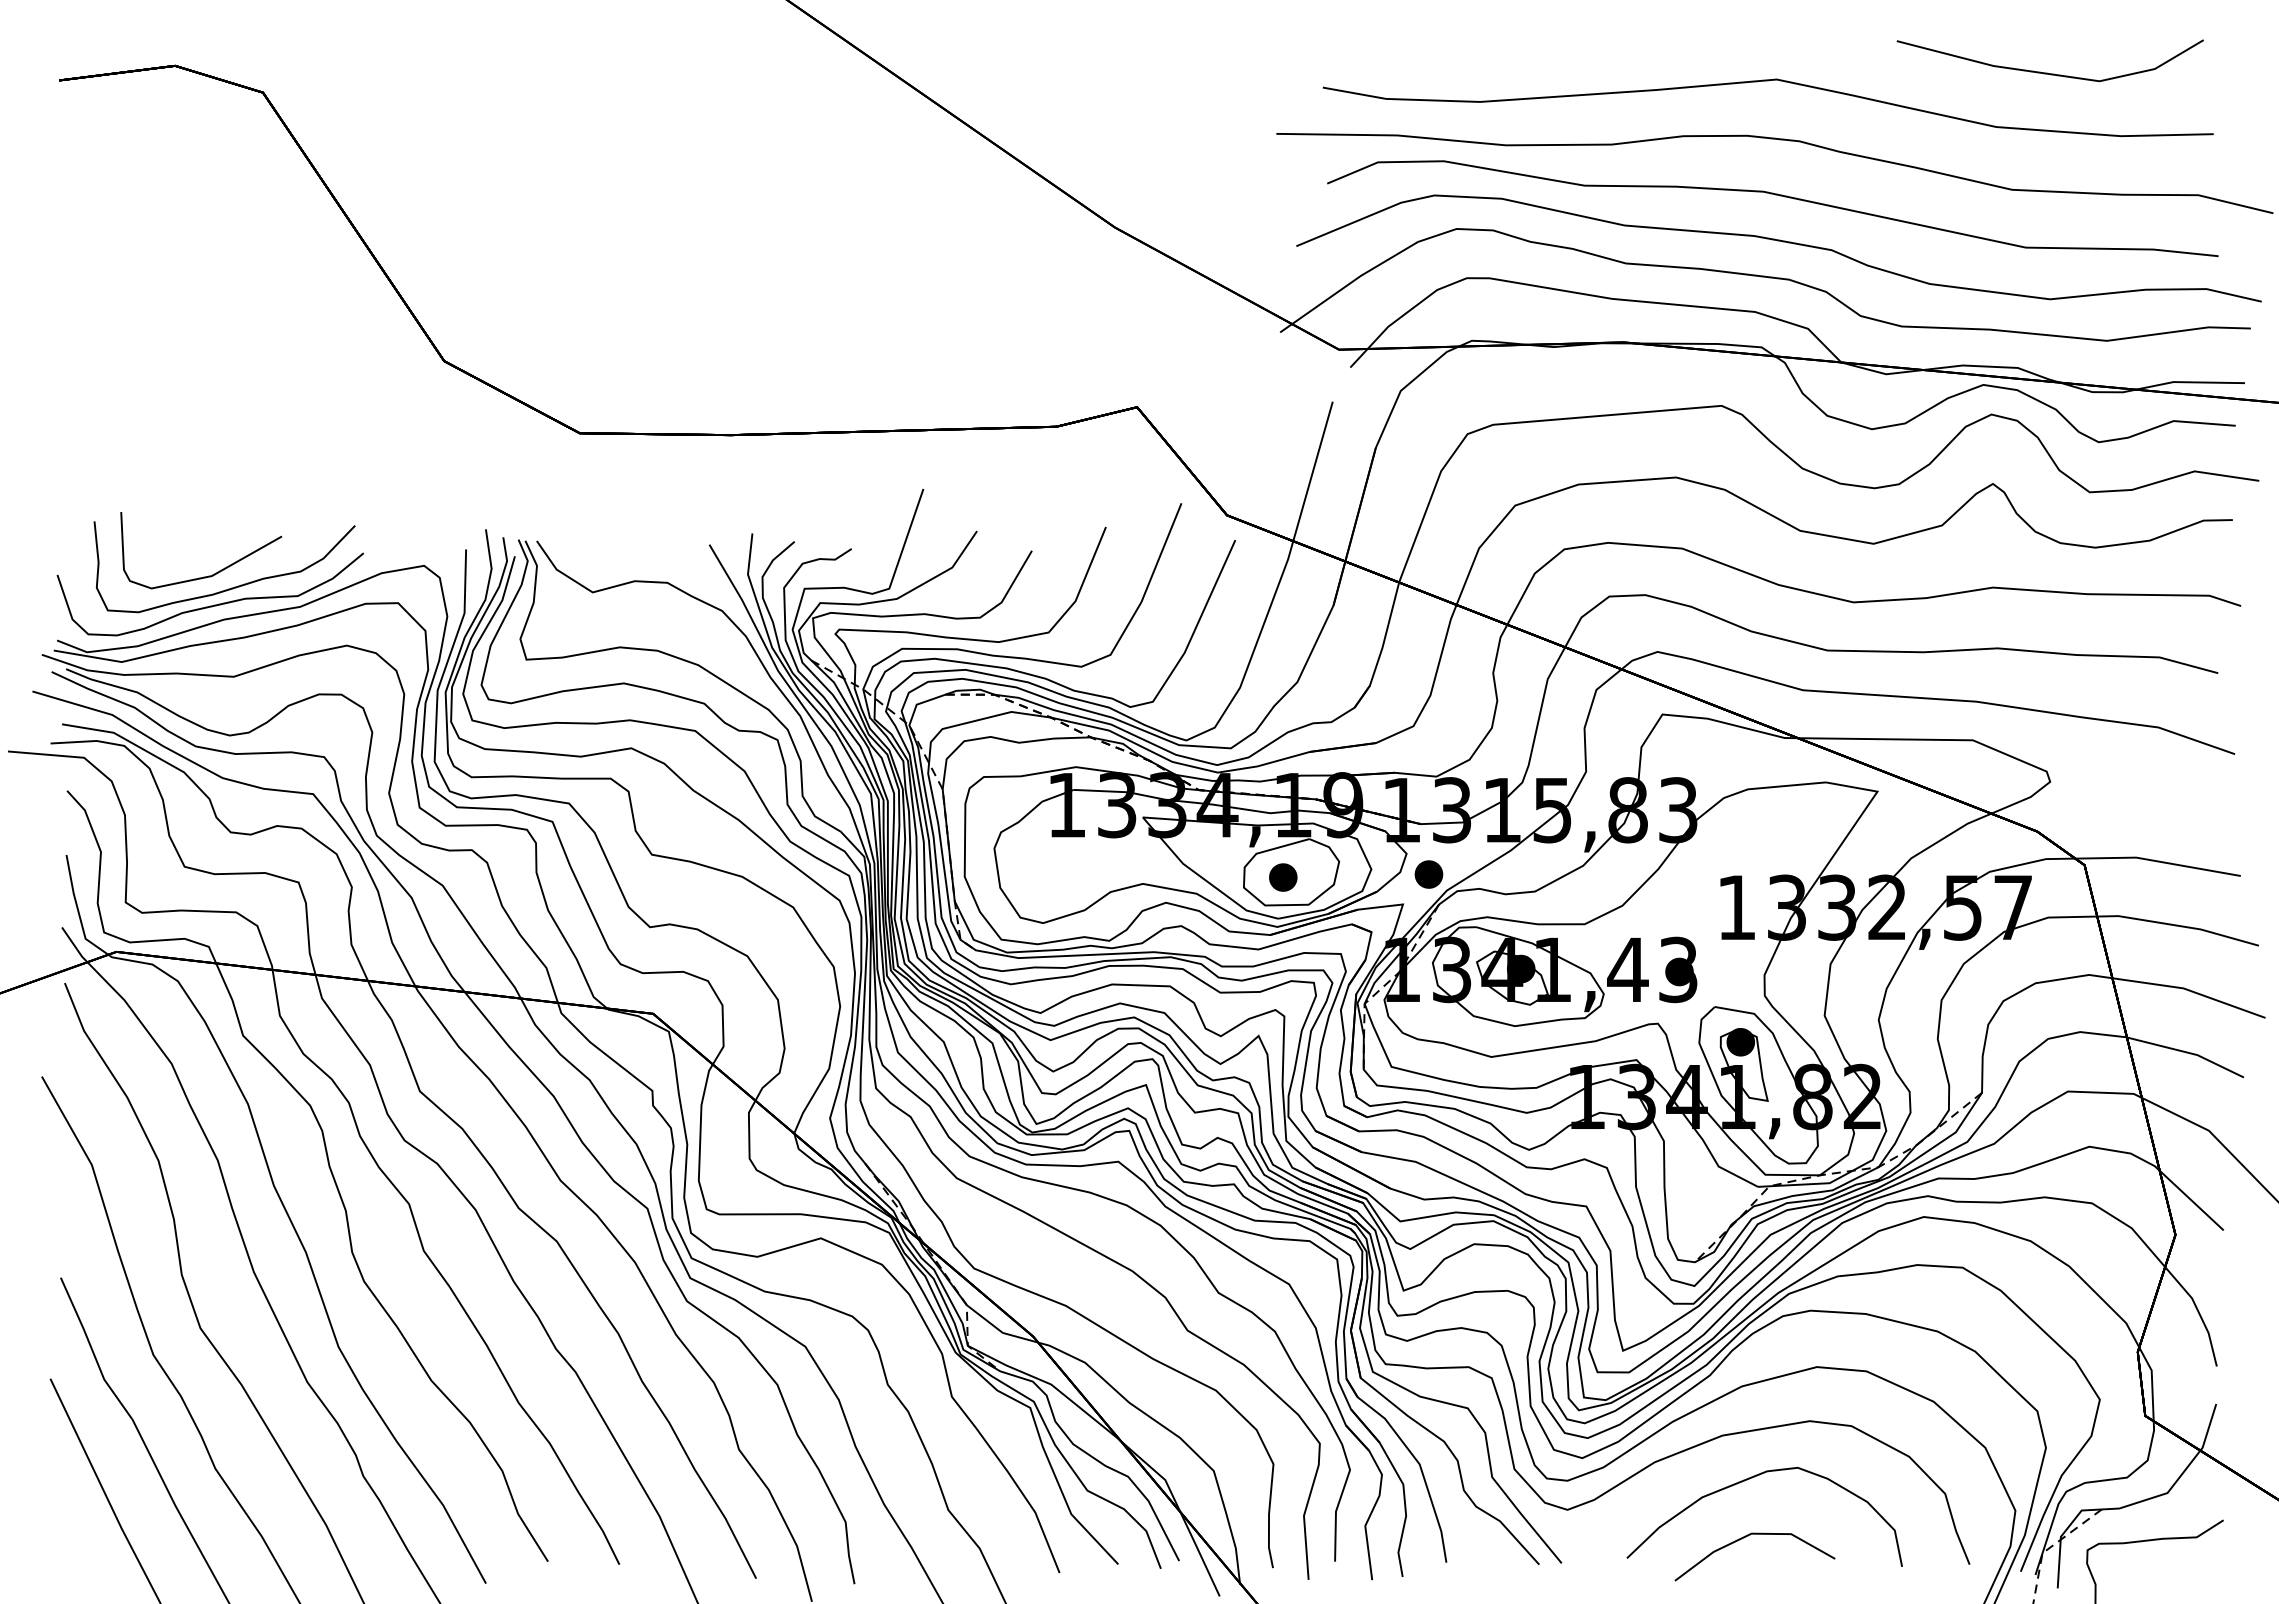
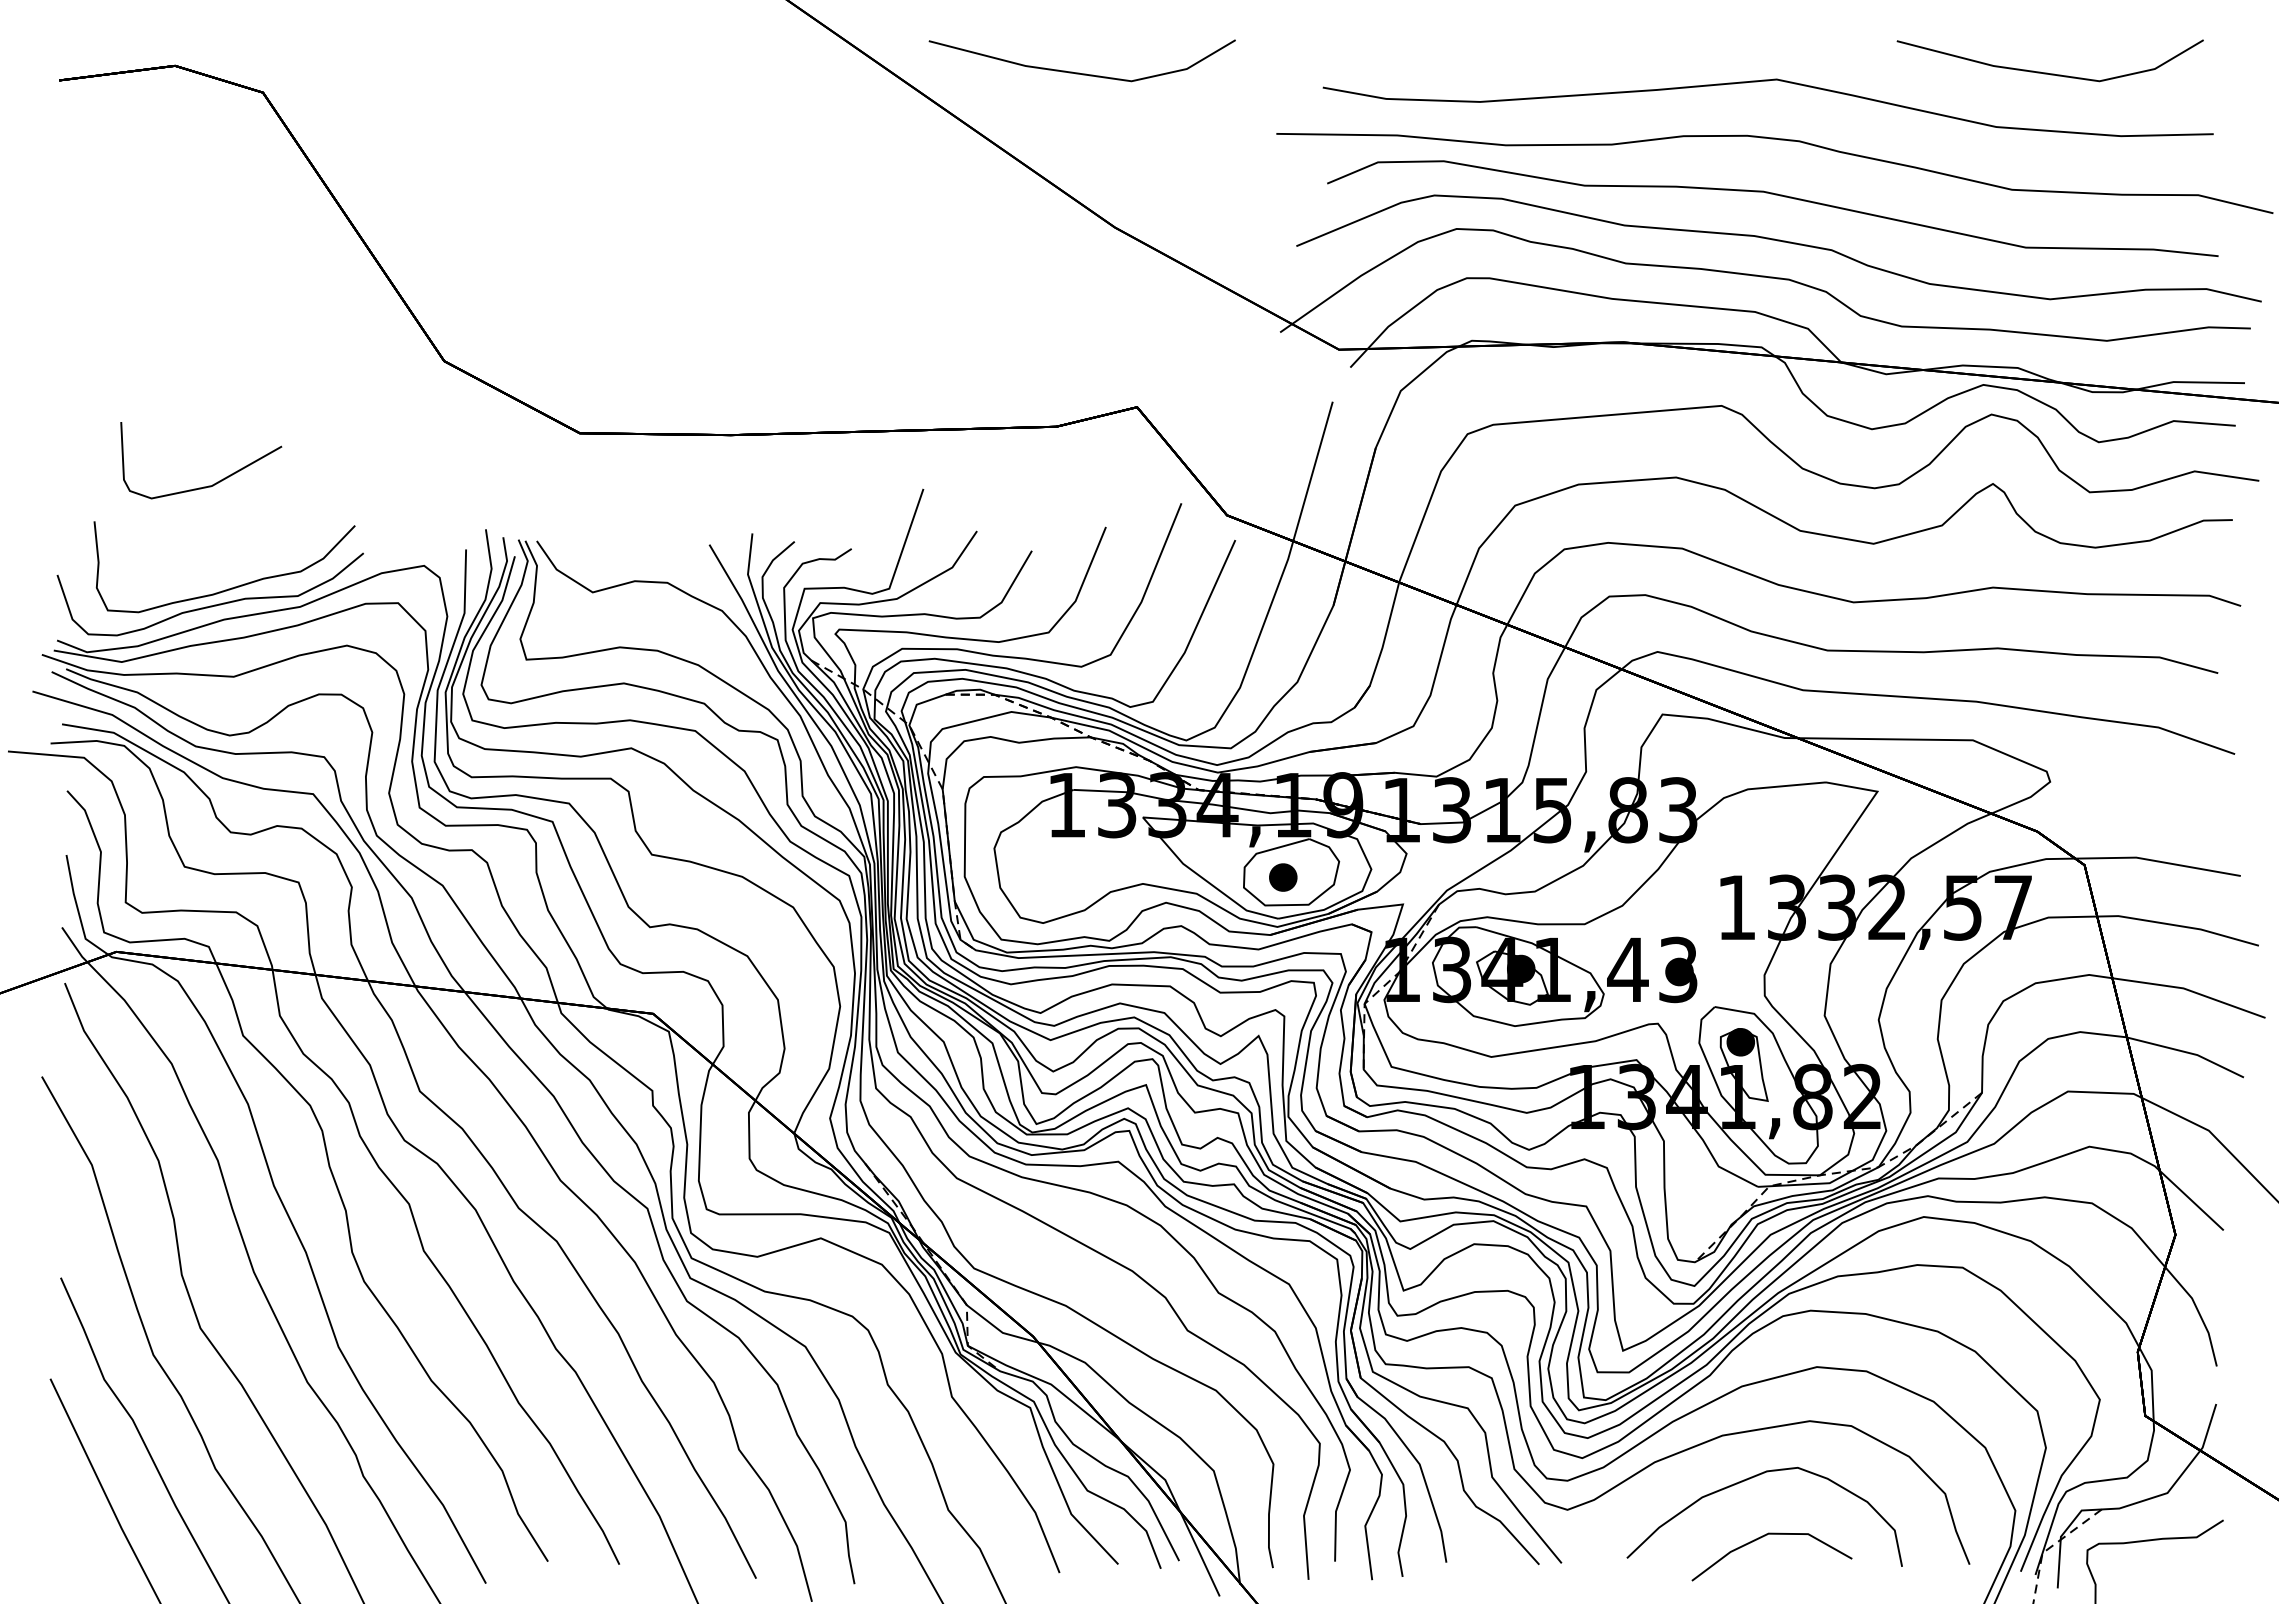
line: none -> present (1079, 72)
curve position: (208, 575) -> (208, 485) (208, 485)
part: present -> none (1428, 874)
line position: (1744, 1538) -> (1761, 1538) (1761, 1538)
